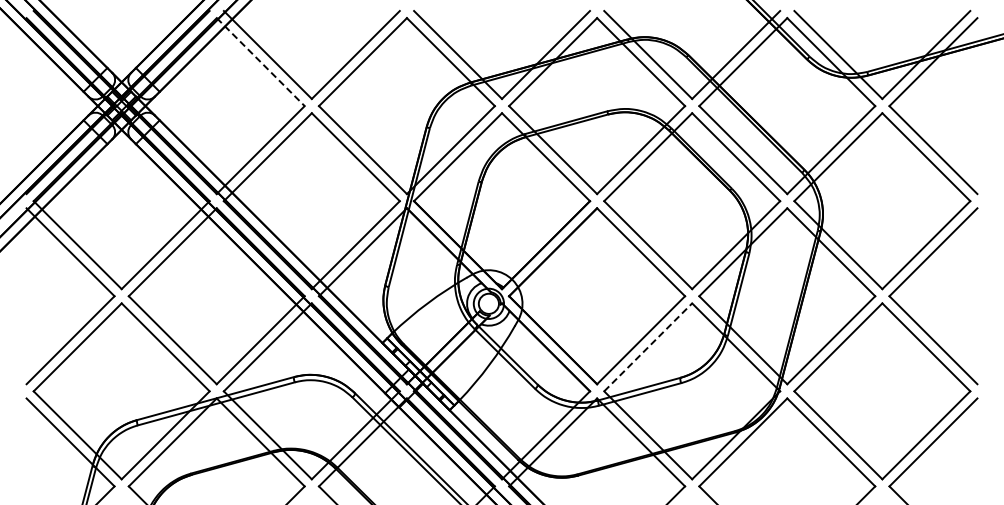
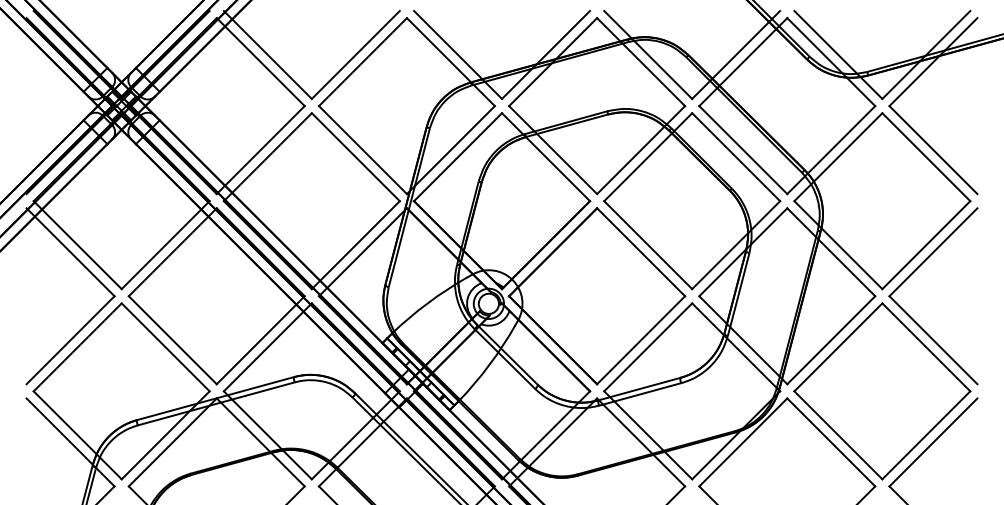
line: dashed -> solid (261, 62)
line: dashed -> solid (648, 347)
